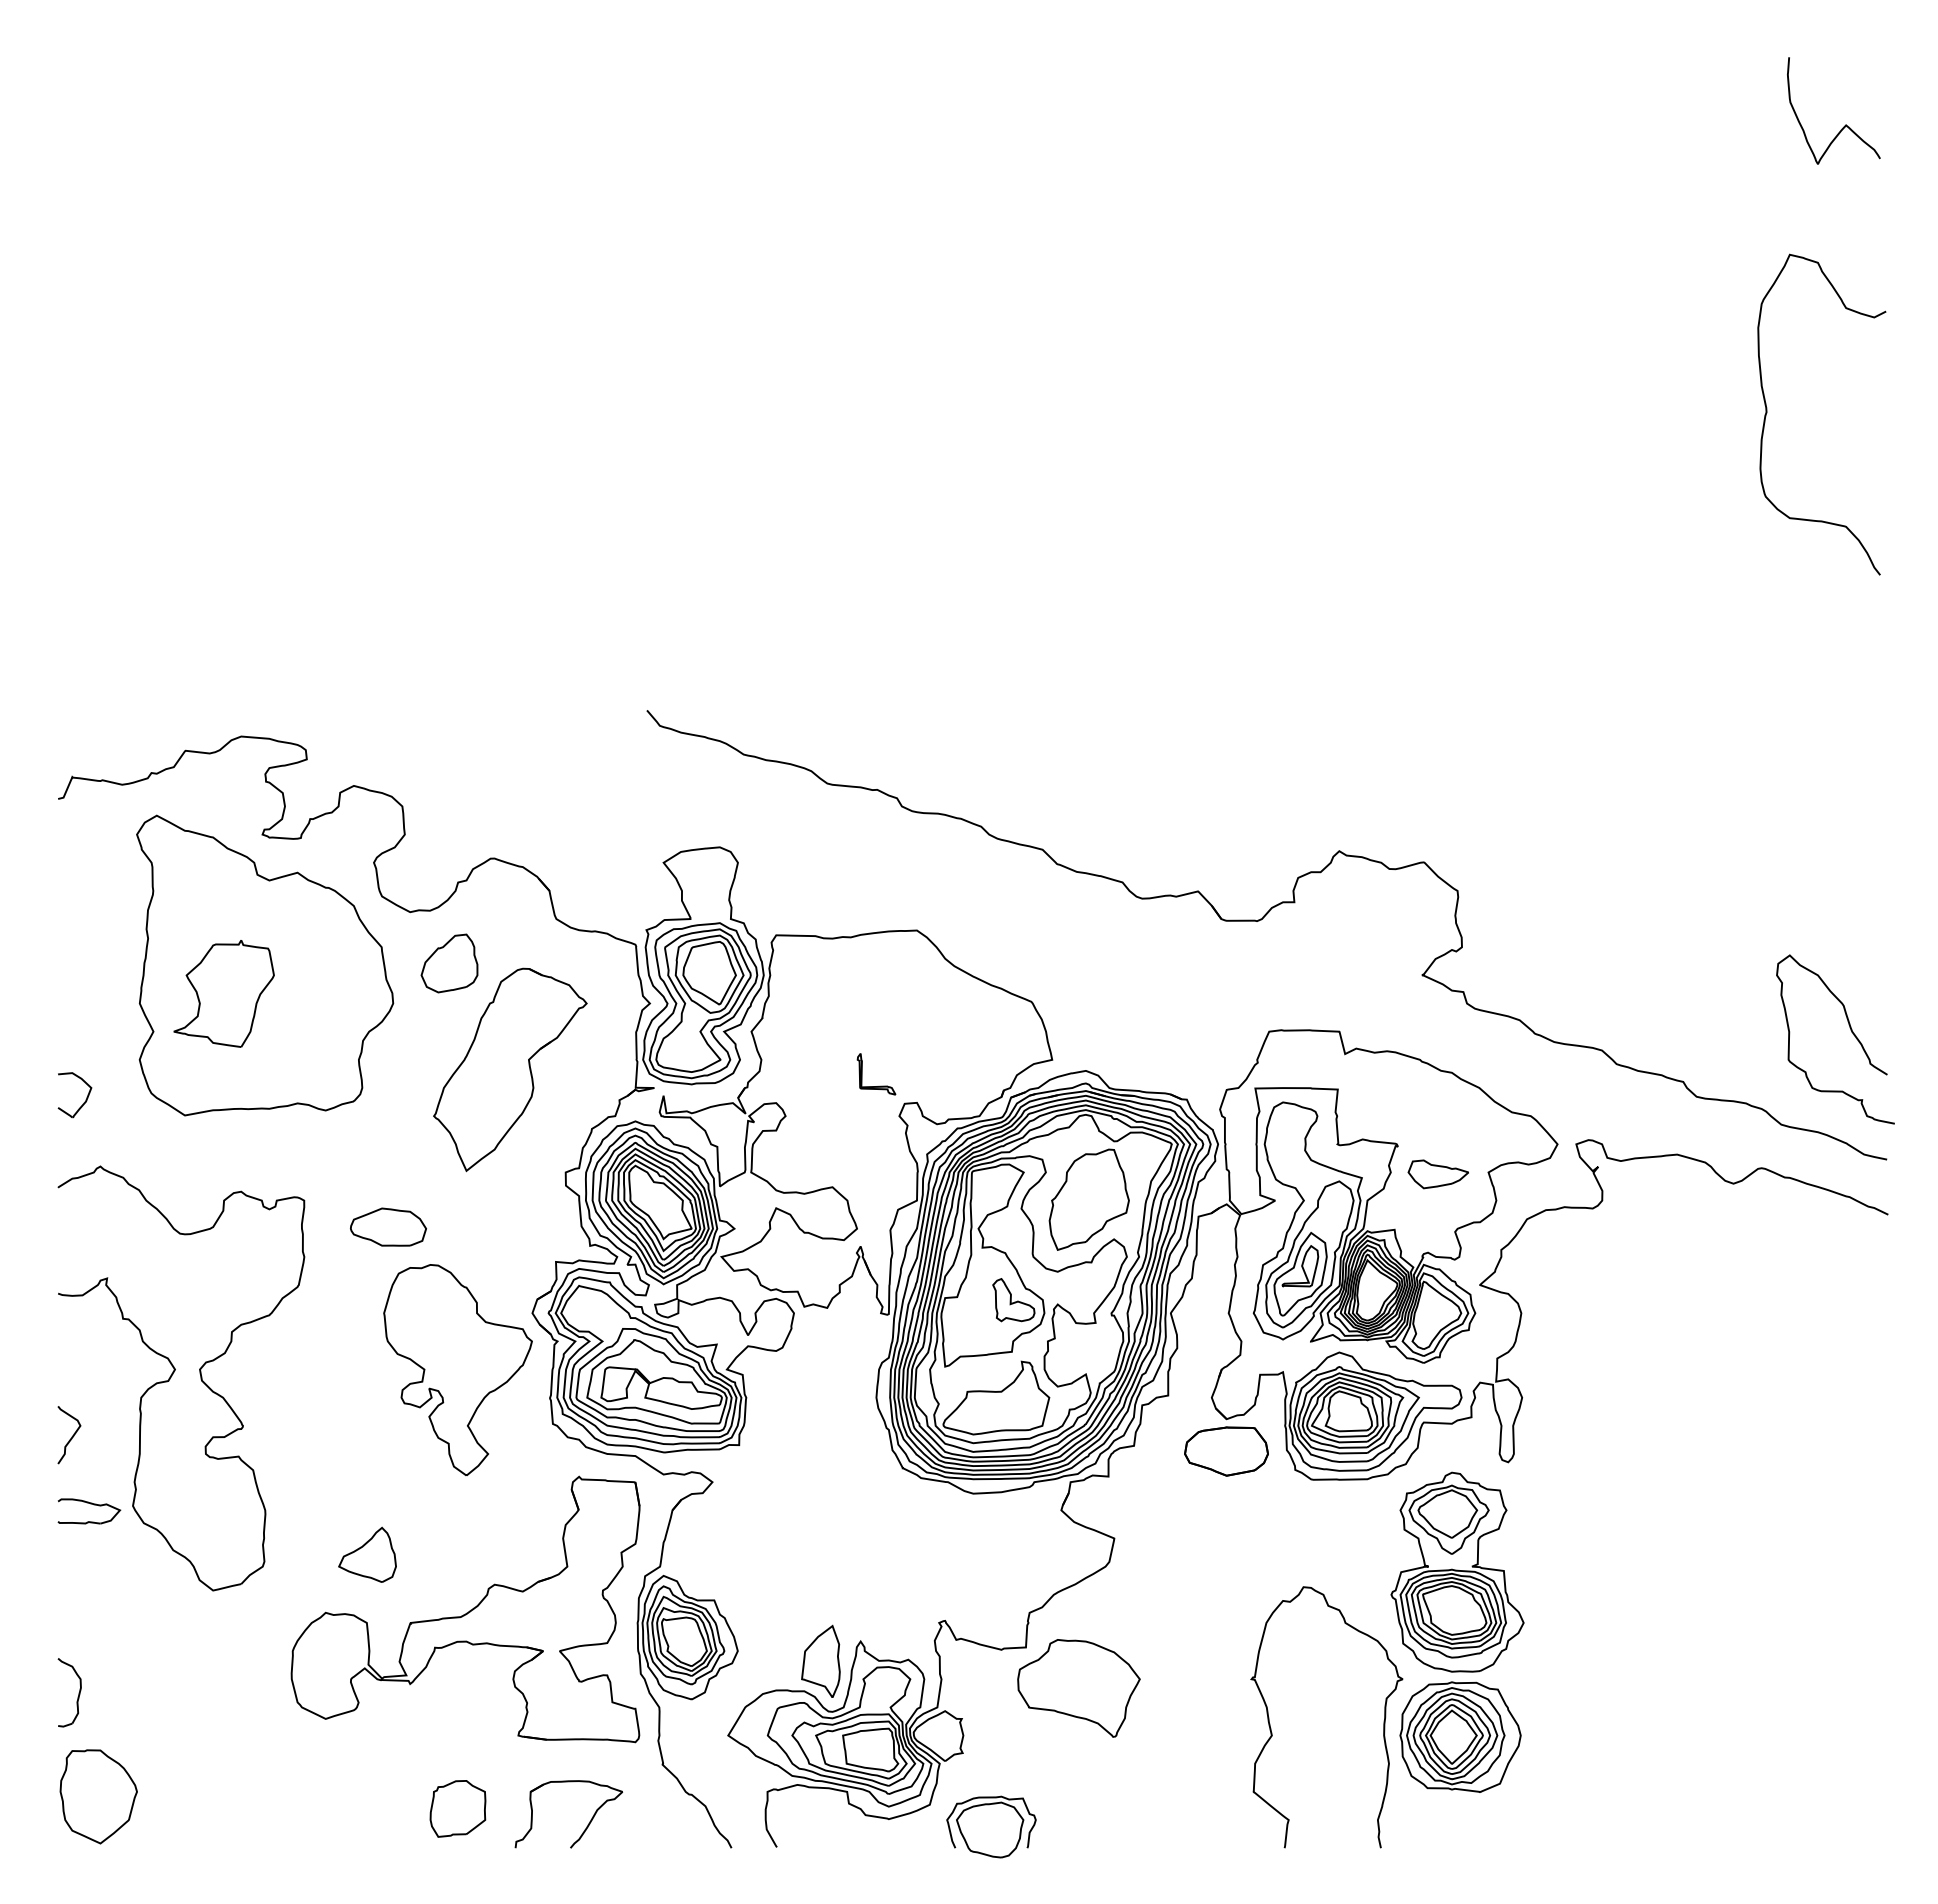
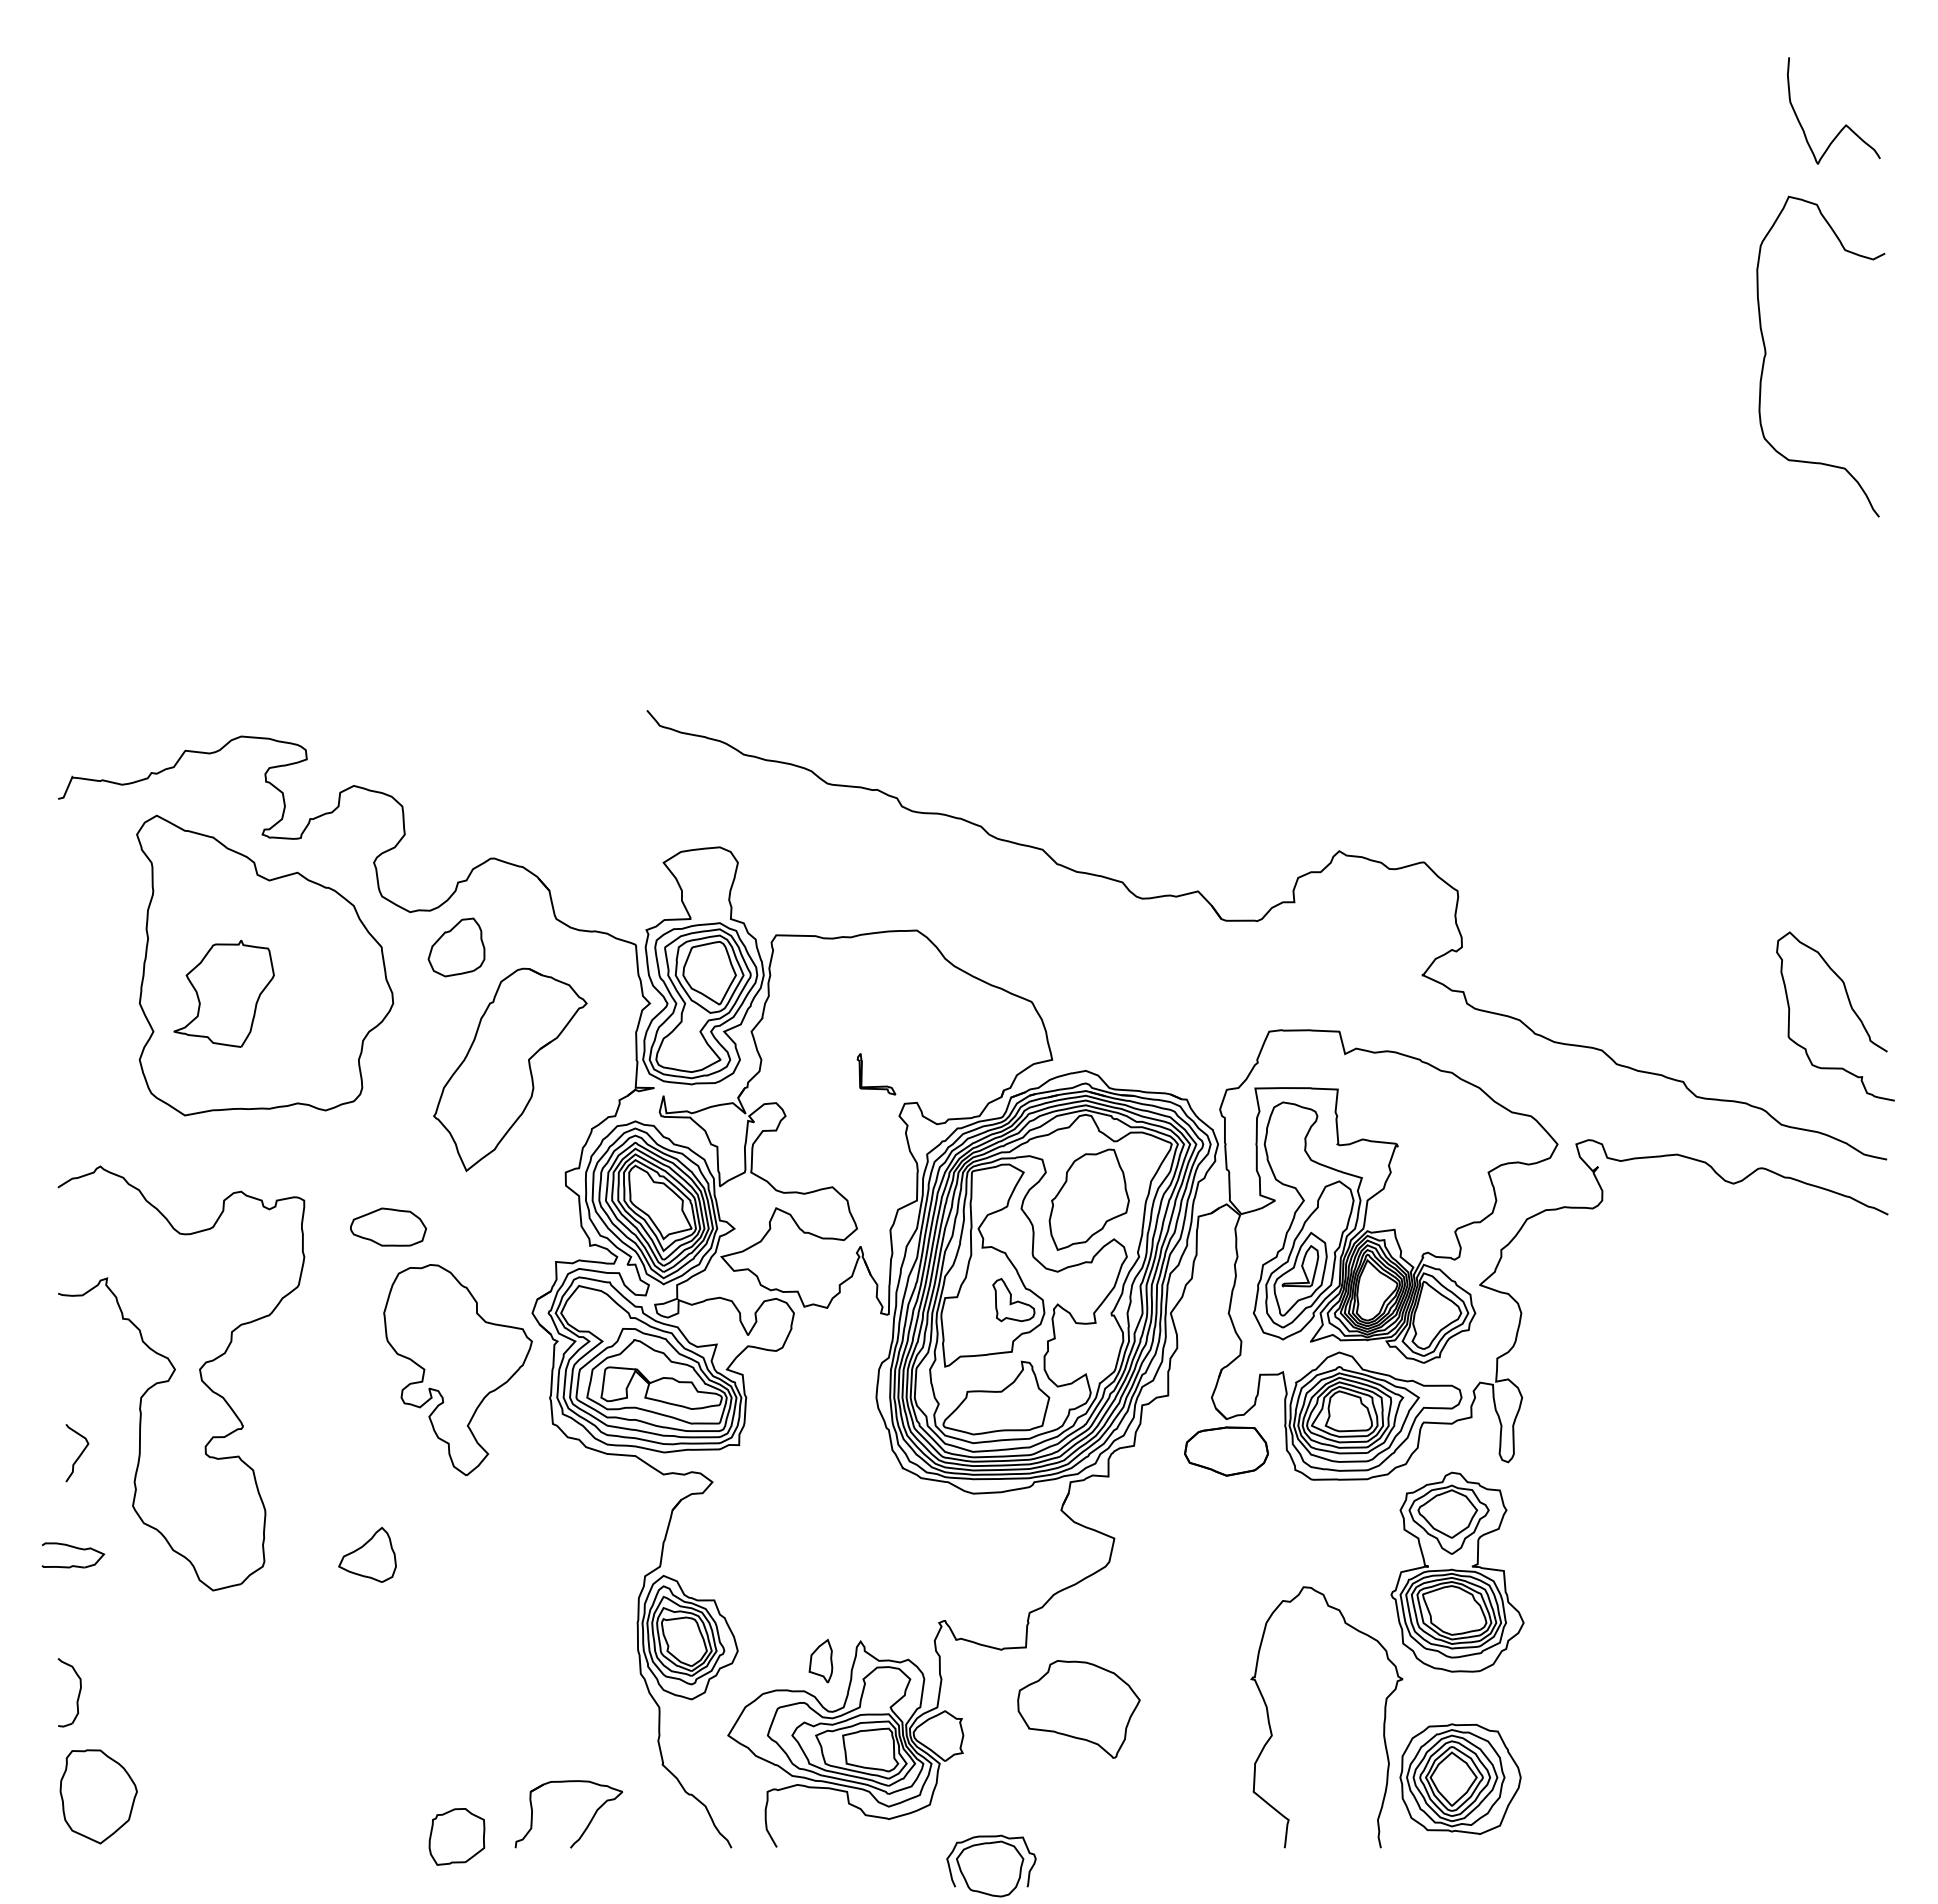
curve position: (1767, 413) -> (1766, 355) (1766, 355)
part position: (449, 963) -> (456, 947) (456, 947)
curve position: (1851, 1032) -> (1851, 1009) (1851, 1009)
part: present -> none (83, 1102)
part: present -> none (1437, 1174)
curve position: (71, 1436) -> (79, 1454) (79, 1454)
part position: (90, 1504) -> (74, 1548) (74, 1548)
part: present -> none (465, 1609)
part size: 40x74 px -> 26x46 px (820, 1660)
part position: (1078, 1688) -> (1078, 1709) (1078, 1709)
part position: (1460, 1736) -> (1460, 1778) (1460, 1778)
part position: (457, 1808) -> (456, 1836) (456, 1836)
part position: (991, 1826) -> (991, 1865) (991, 1865)
